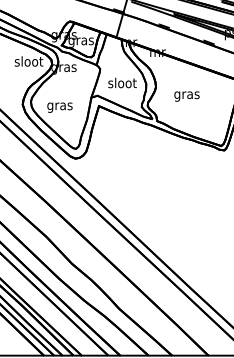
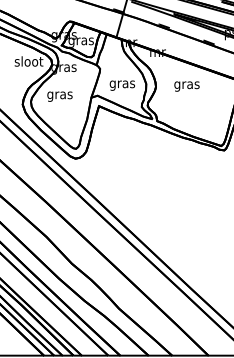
text: sloot -> gras (122, 83)
text position: (186, 96) -> (186, 86) (186, 86)
text position: (59, 107) -> (59, 96) (59, 96)
